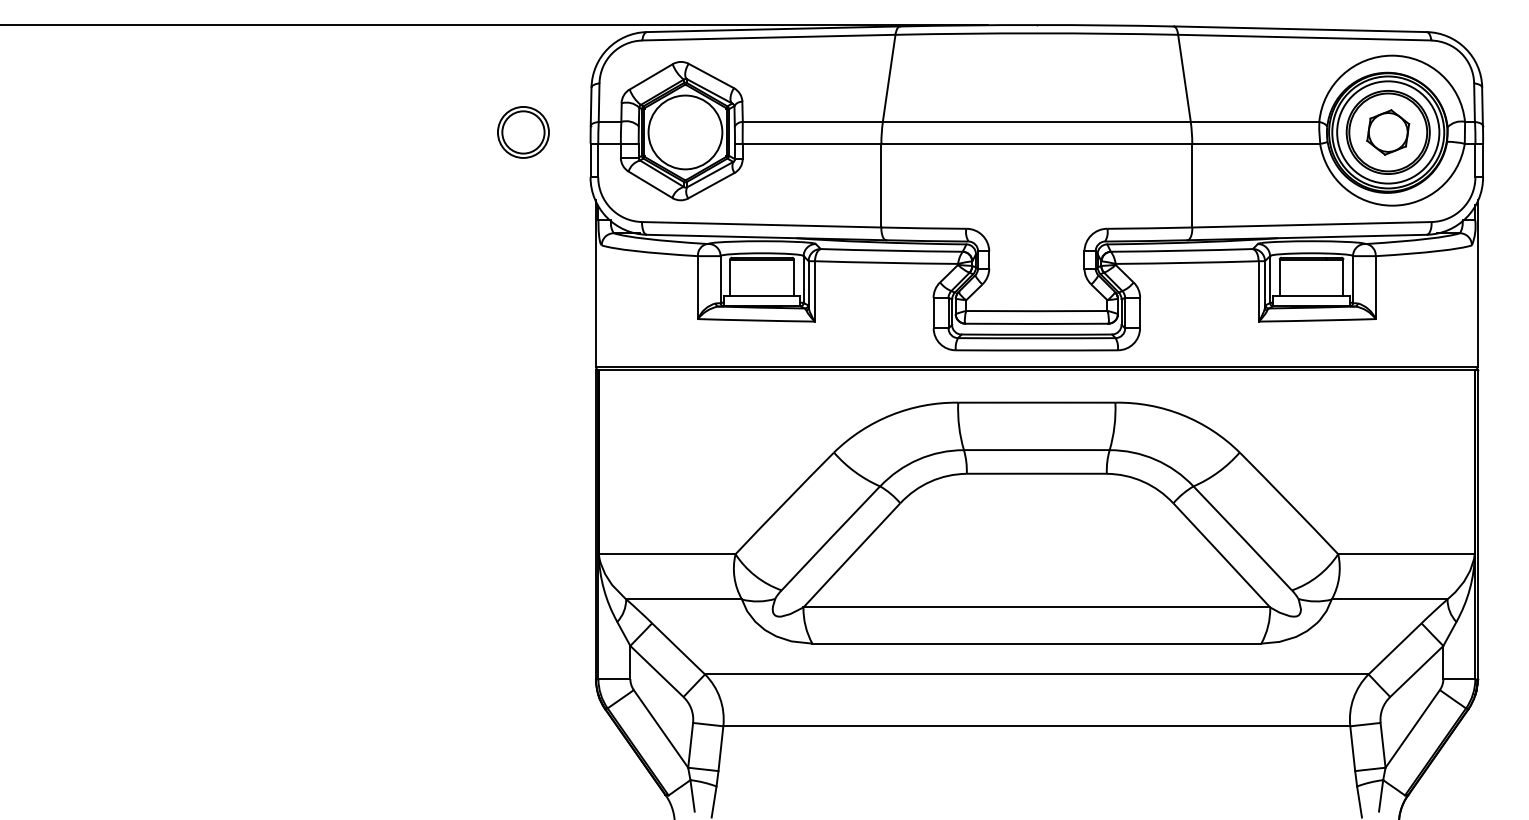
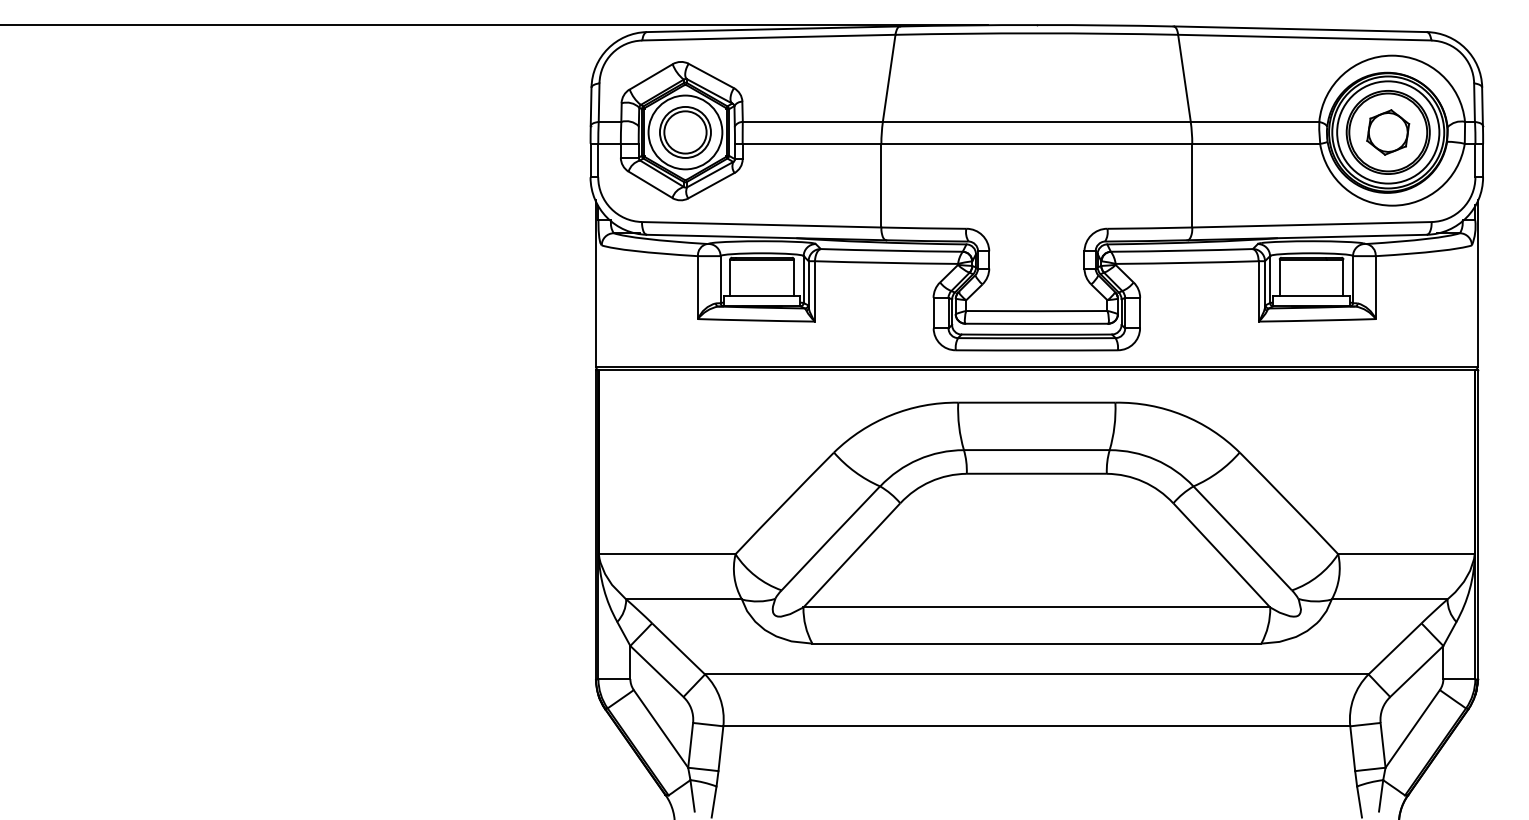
part position: (523, 132) -> (685, 132) (685, 132)
